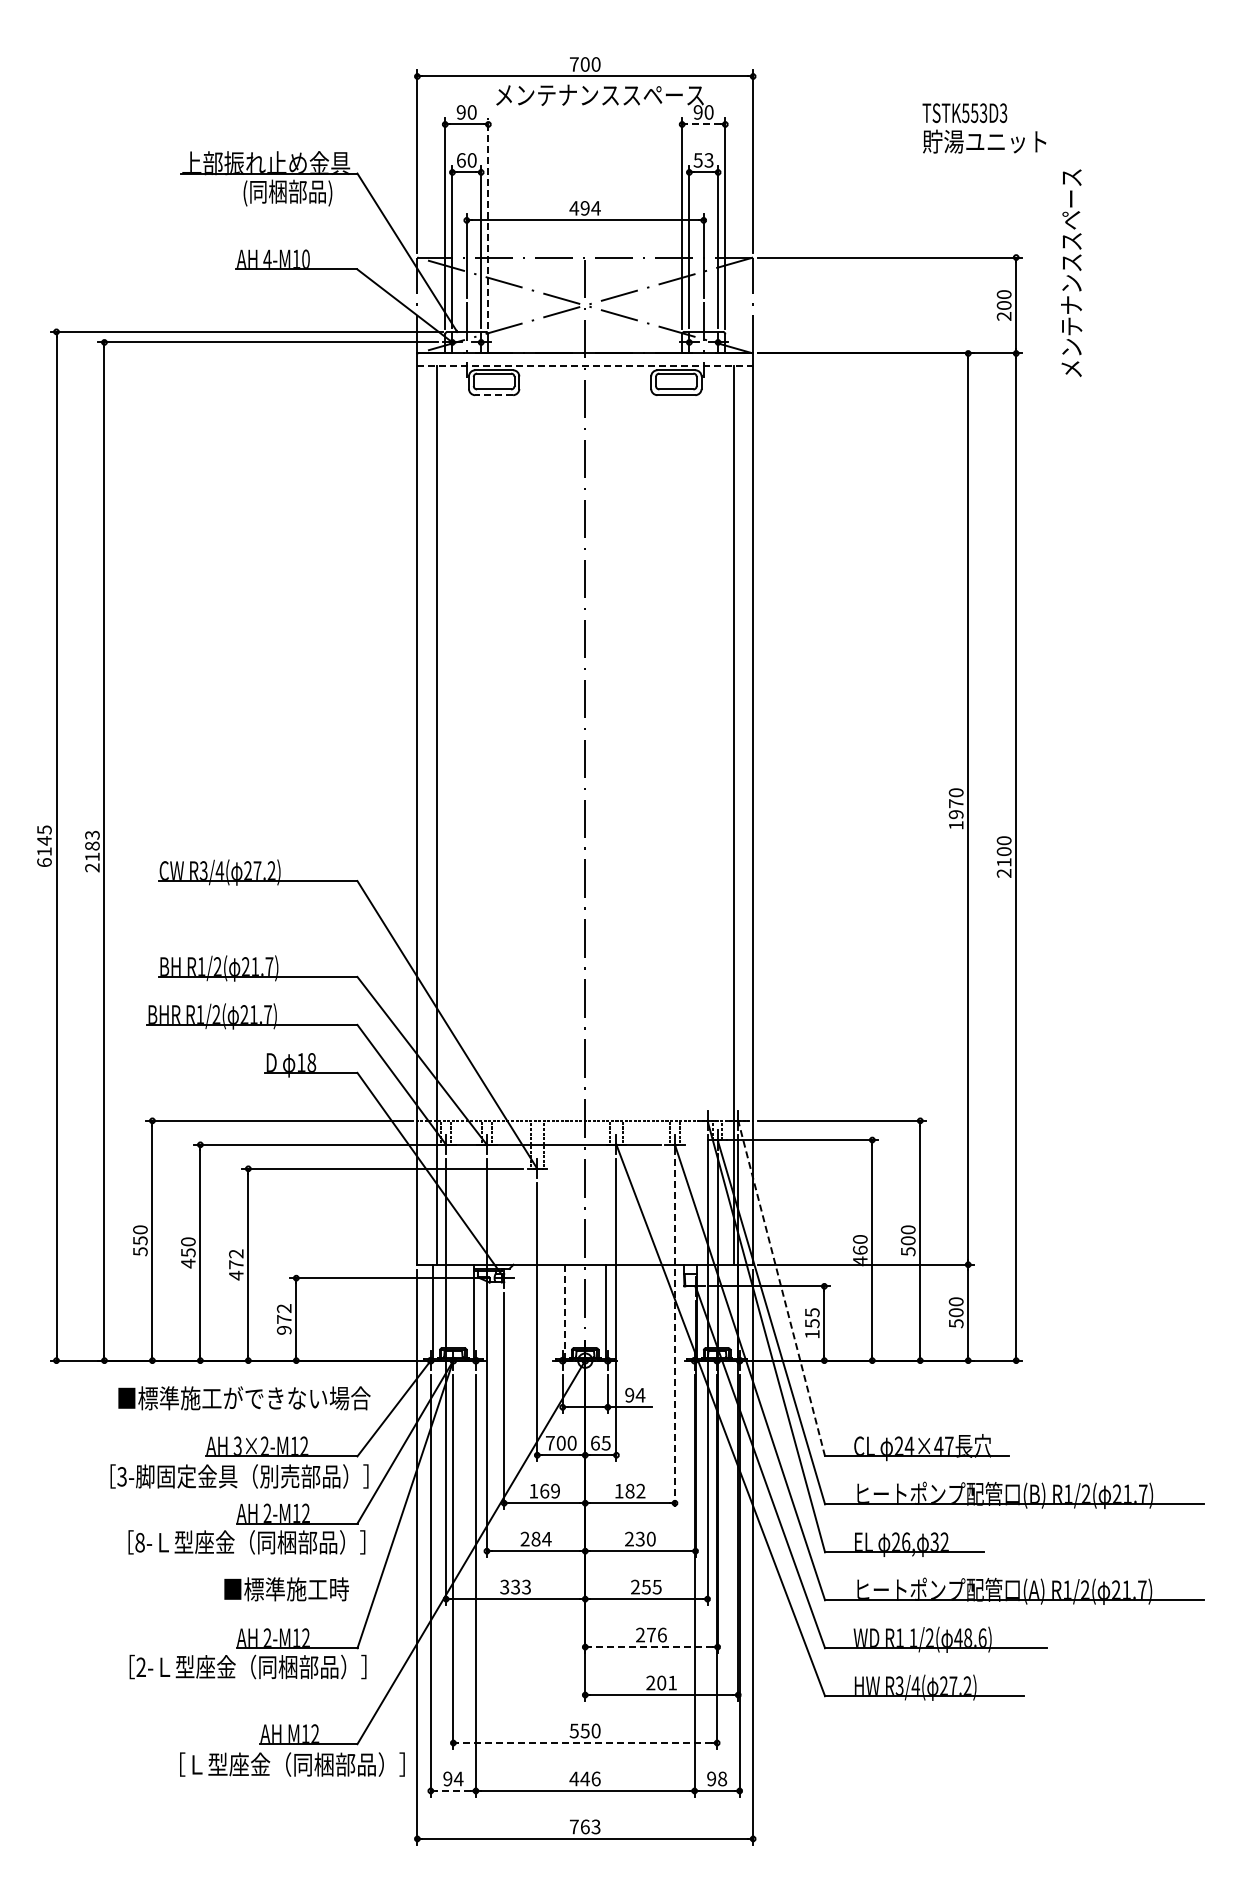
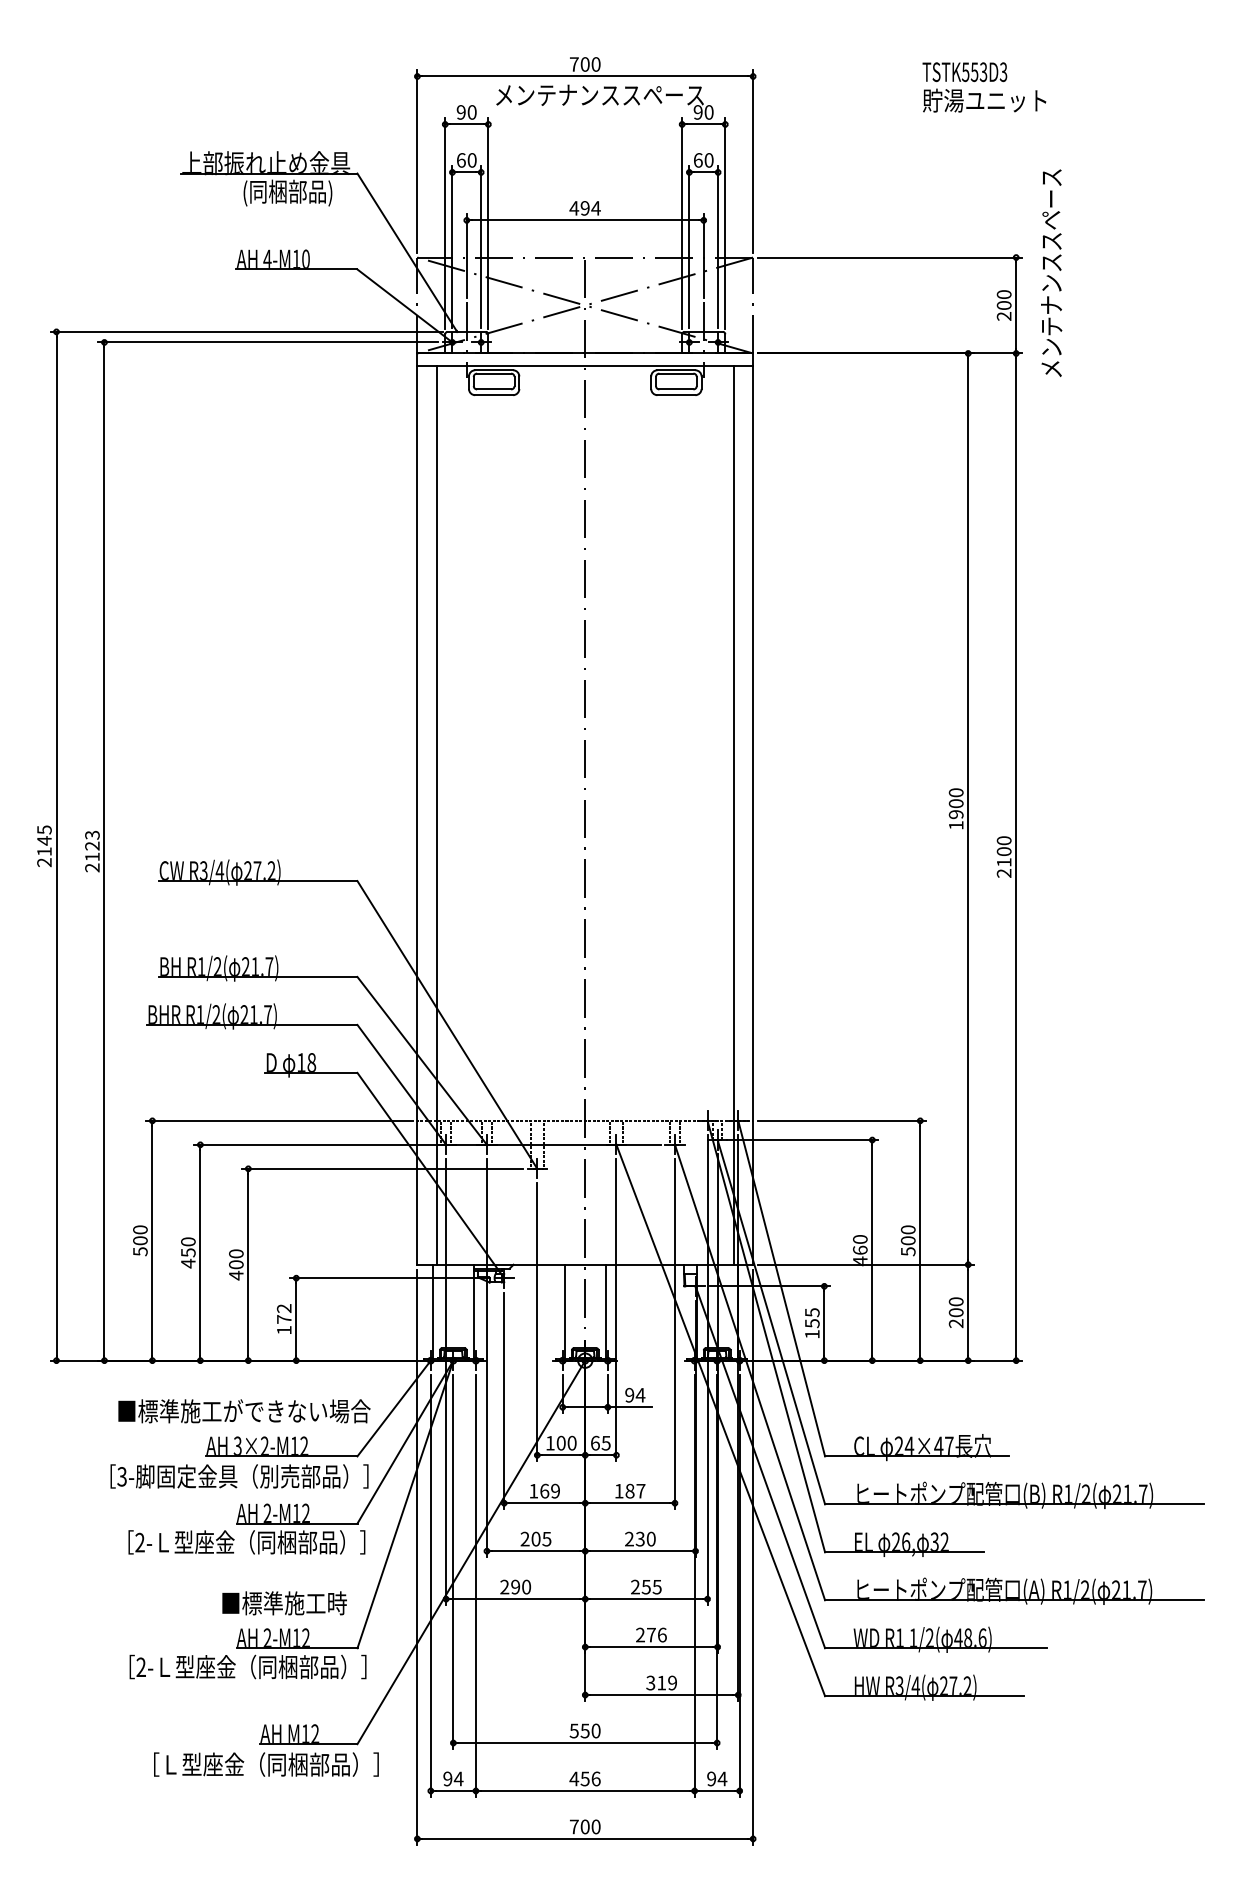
line: dashed -> solid (703, 124)
text position: (984, 128) -> (984, 87) (984, 87)
text: 53 -> 60 (703, 160)
line: dashed -> solid (488, 223)
text position: (1071, 272) -> (1051, 272) (1051, 272)
line: dashed -> solid (585, 365)
line: dashed -> solid (494, 395)
text: 1970 -> 1900 (955, 803)
text: 2183 -> 2123 (92, 845)
text: 6145 -> 2145 (44, 862)
text: 550 -> 500 (140, 1240)
text: 472 -> 400 (236, 1259)
line: dashed -> solid (781, 1288)
line: dashed -> solid (564, 1312)
text: 500 -> 200 (955, 1323)
text: 972 -> 172 (283, 1330)
line: dashed -> solid (674, 1334)
text position: (244, 1398) -> (244, 1411) (244, 1411)
text: 700 -> 100 (550, 1443)
text: 182 -> 187 (640, 1490)
text: 284 -> 205 (541, 1539)
text: 8- -> 2- (139, 1542)
text: 333 -> 290 (515, 1586)
text position: (286, 1589) -> (284, 1603) (284, 1603)
line: dashed -> solid (650, 1647)
text: 201 -> 319 (661, 1682)
line: dashed -> solid (584, 1743)
text position: (292, 1764) -> (266, 1764) (266, 1764)
text: 446 -> 456 (585, 1778)
text: 98 -> 94 (722, 1778)
line: dashed -> solid (453, 1790)
text: 763 -> 700 (590, 1826)
